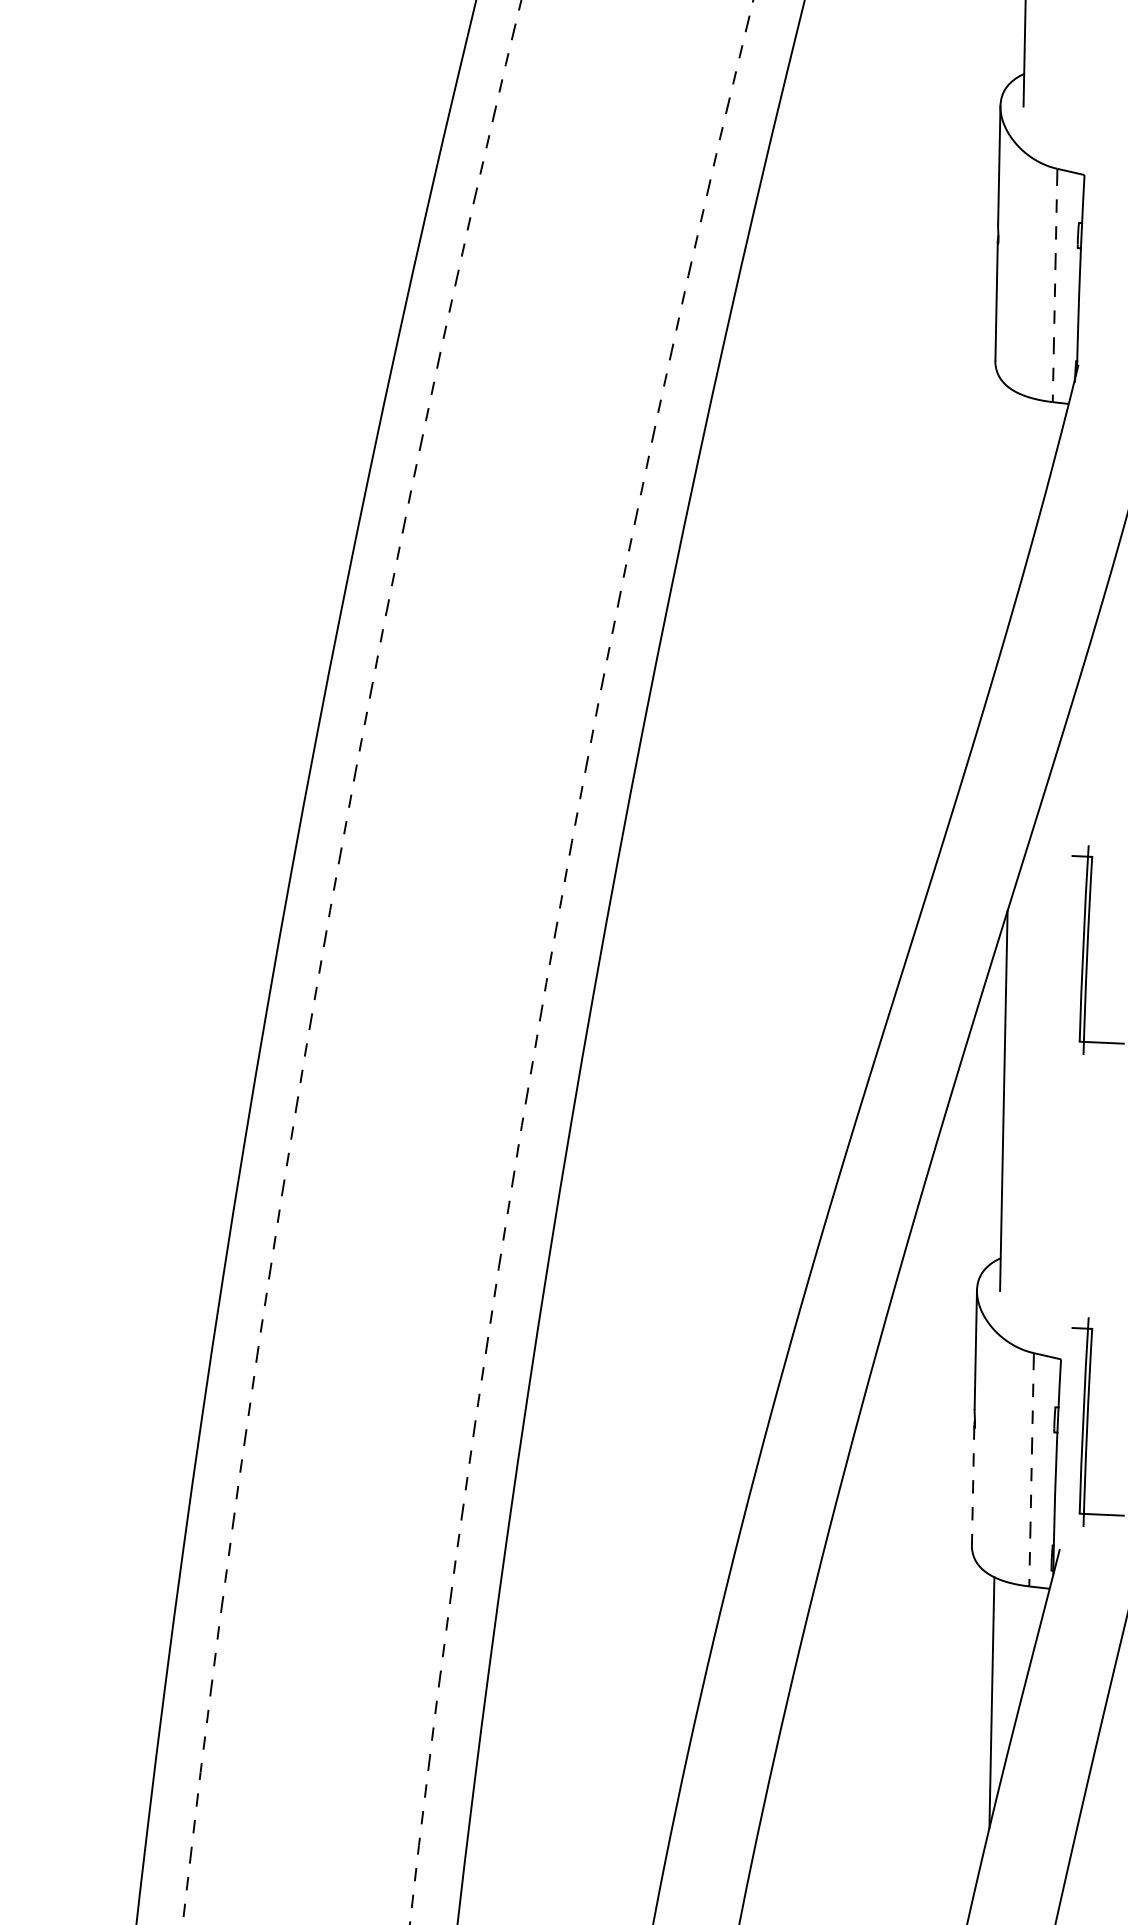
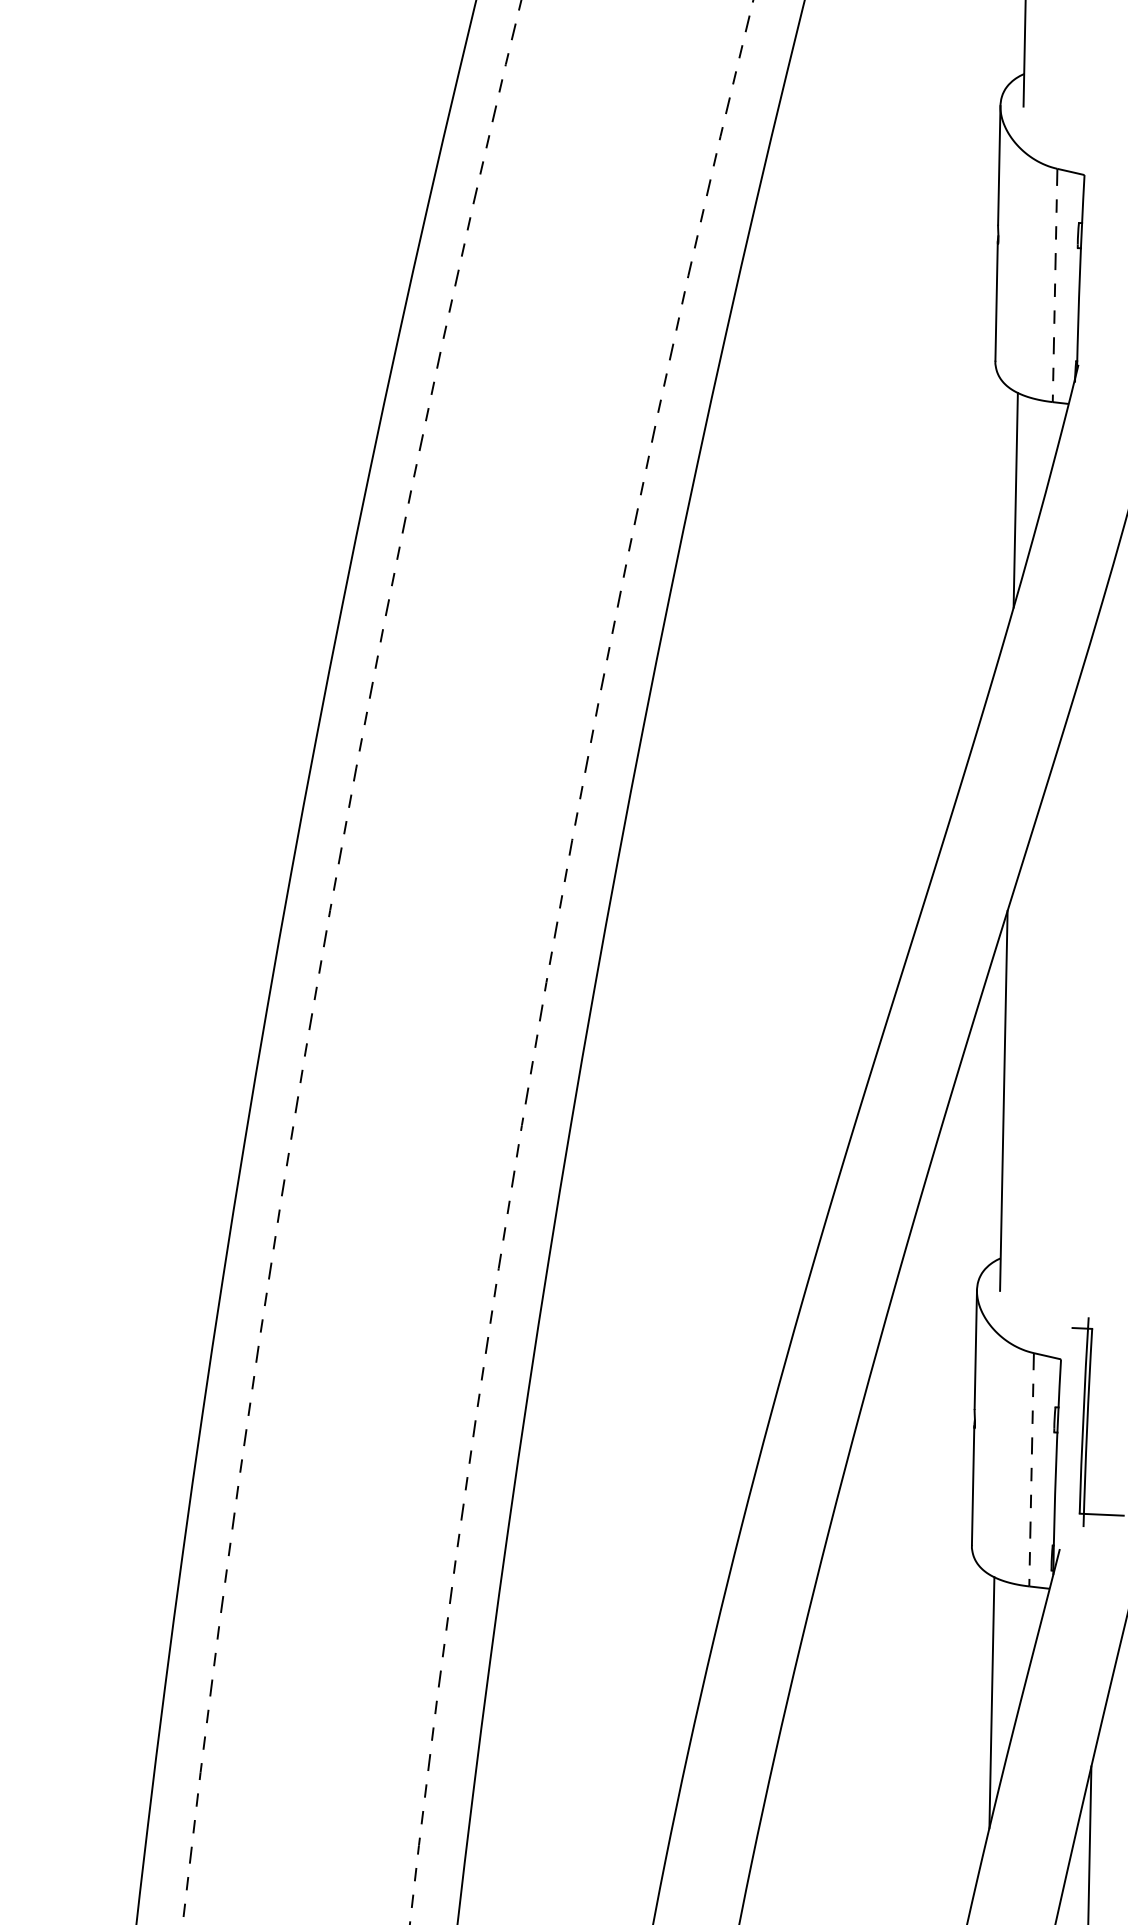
line: none -> present (1015, 499)
part: present -> none (1088, 949)
line: dashed -> solid (973, 1486)
line: none -> present (1089, 1843)
